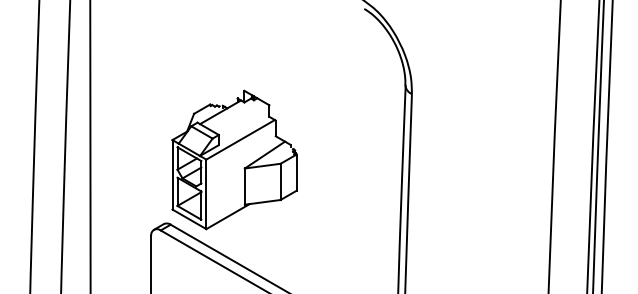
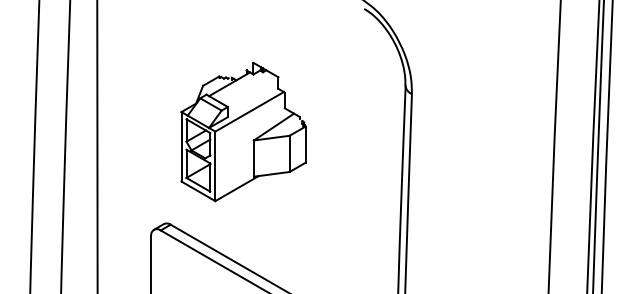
line position: (90, 146) -> (97, 146) (97, 146)
part position: (234, 159) -> (243, 131) (243, 131)
